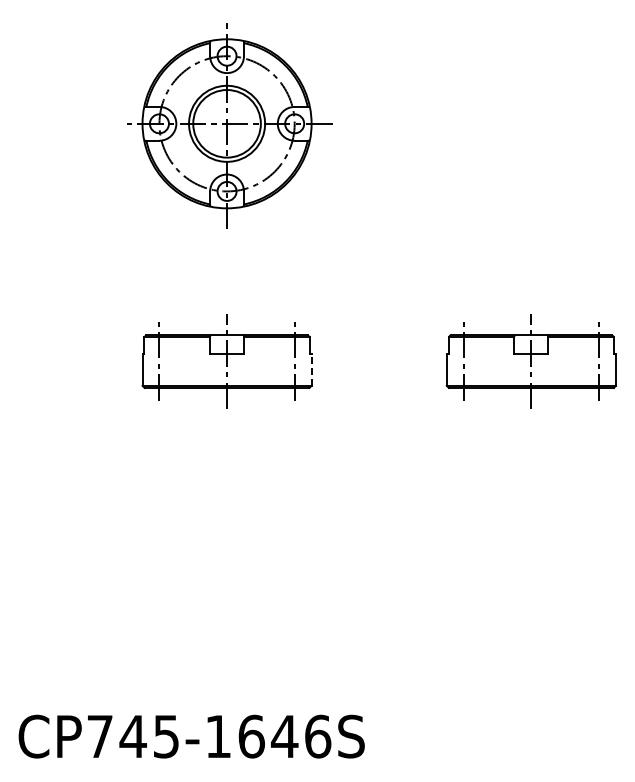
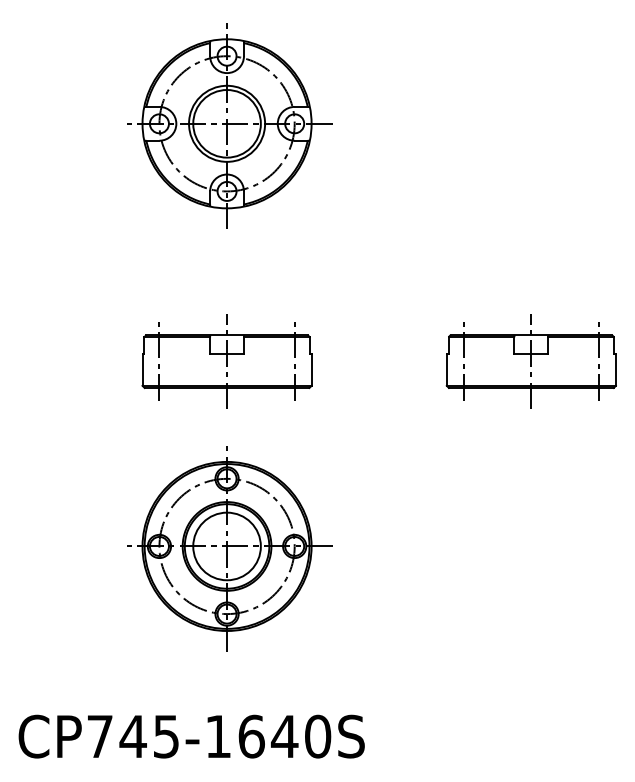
line: dashed -> solid (311, 370)
part: none -> present (229, 548)
text: CP745-1646S -> CP745-1640S (318, 736)
